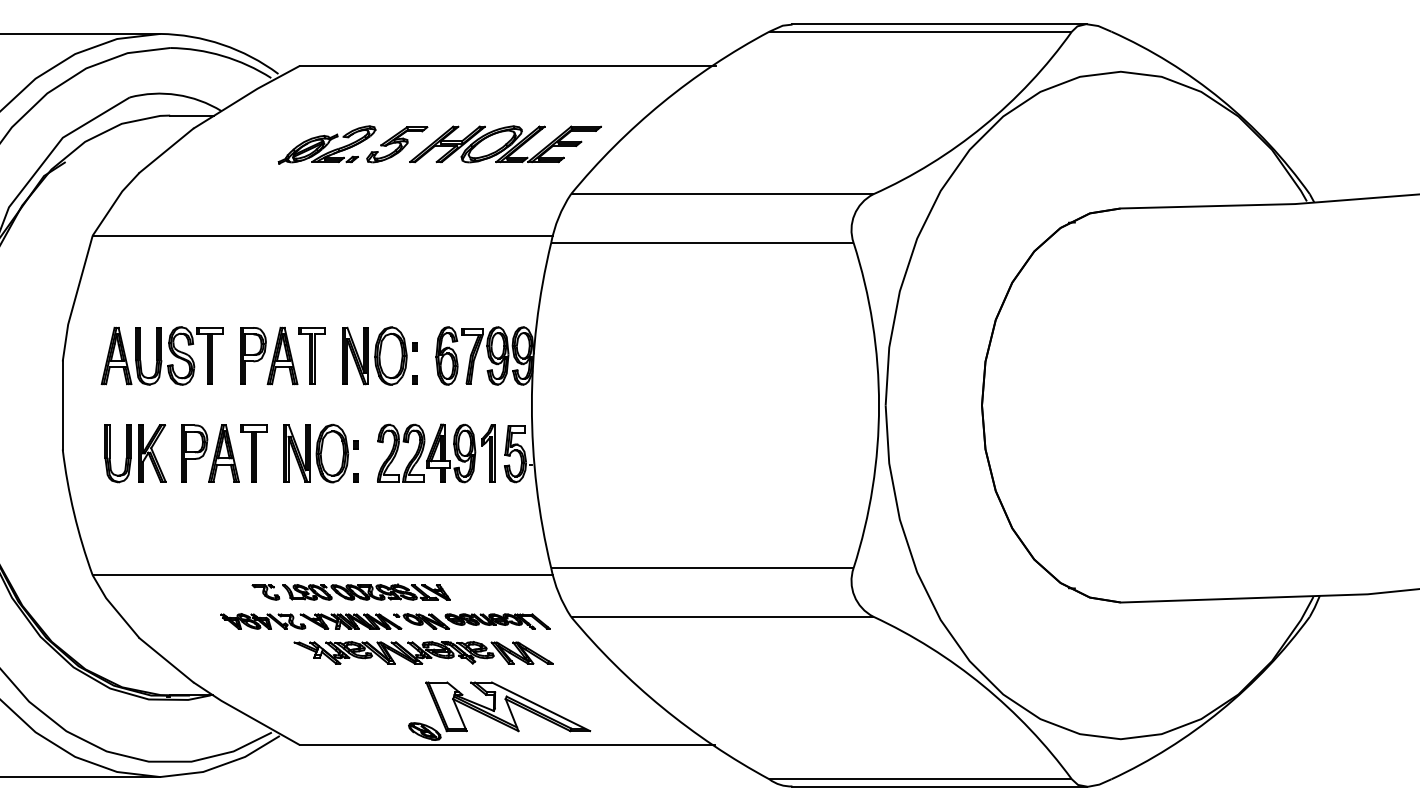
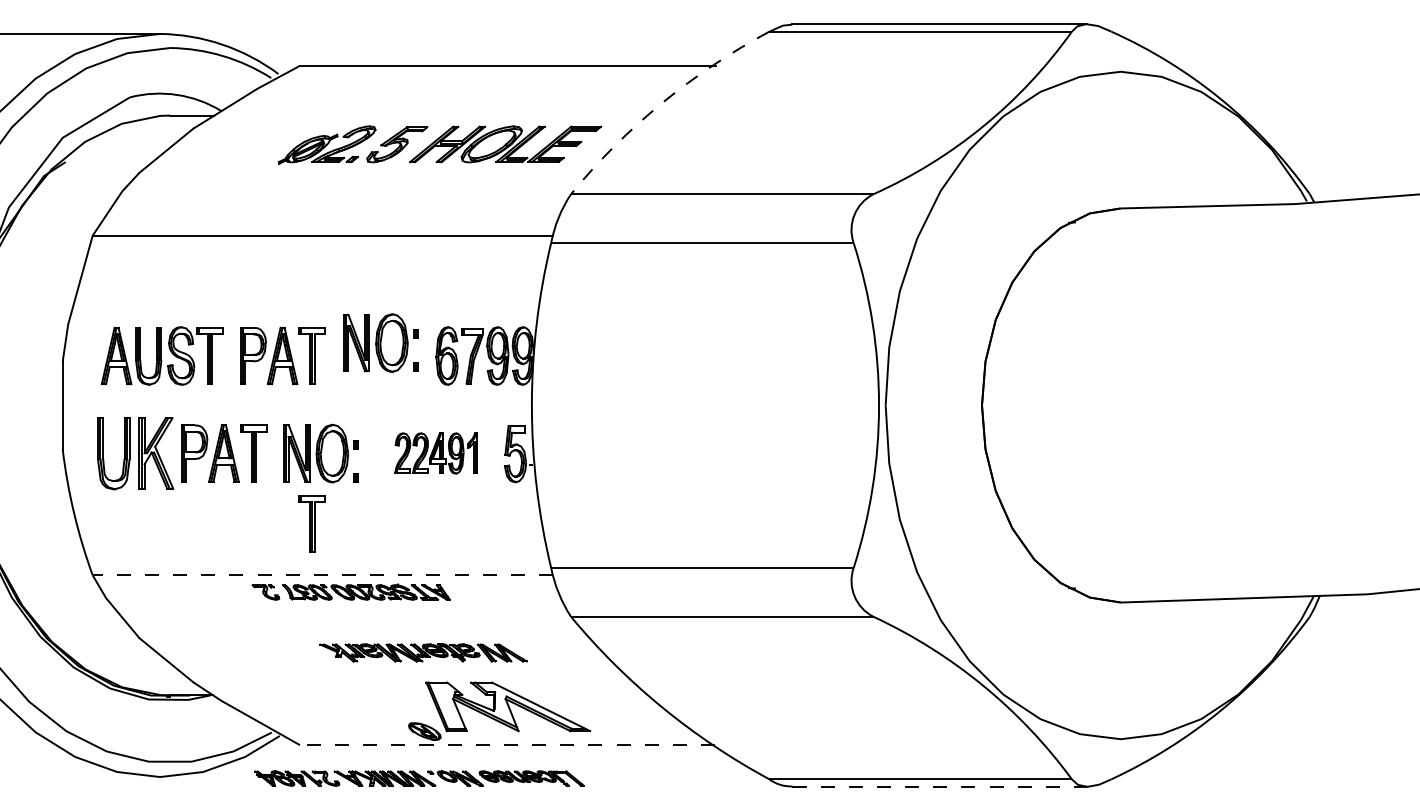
arc: solid -> dashed (662, 103)
part position: (379, 355) -> (380, 342) (380, 342)
part size: 63x60 px -> 78x74 px (135, 453)
part size: 119x61 px -> 84x43 px (435, 453)
part: none -> present (311, 523)
line: solid -> dashed (322, 575)
part position: (385, 621) -> (419, 778) (419, 778)
part size: 261x24 px -> 209x20 px (423, 652)
line: solid -> dashed (507, 745)
line: present -> none (81, 777)
line: solid -> dashed (940, 786)
